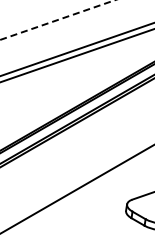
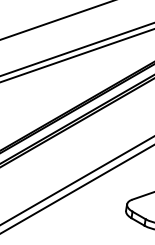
line: dashed -> solid (58, 19)
line: none -> present (76, 181)
